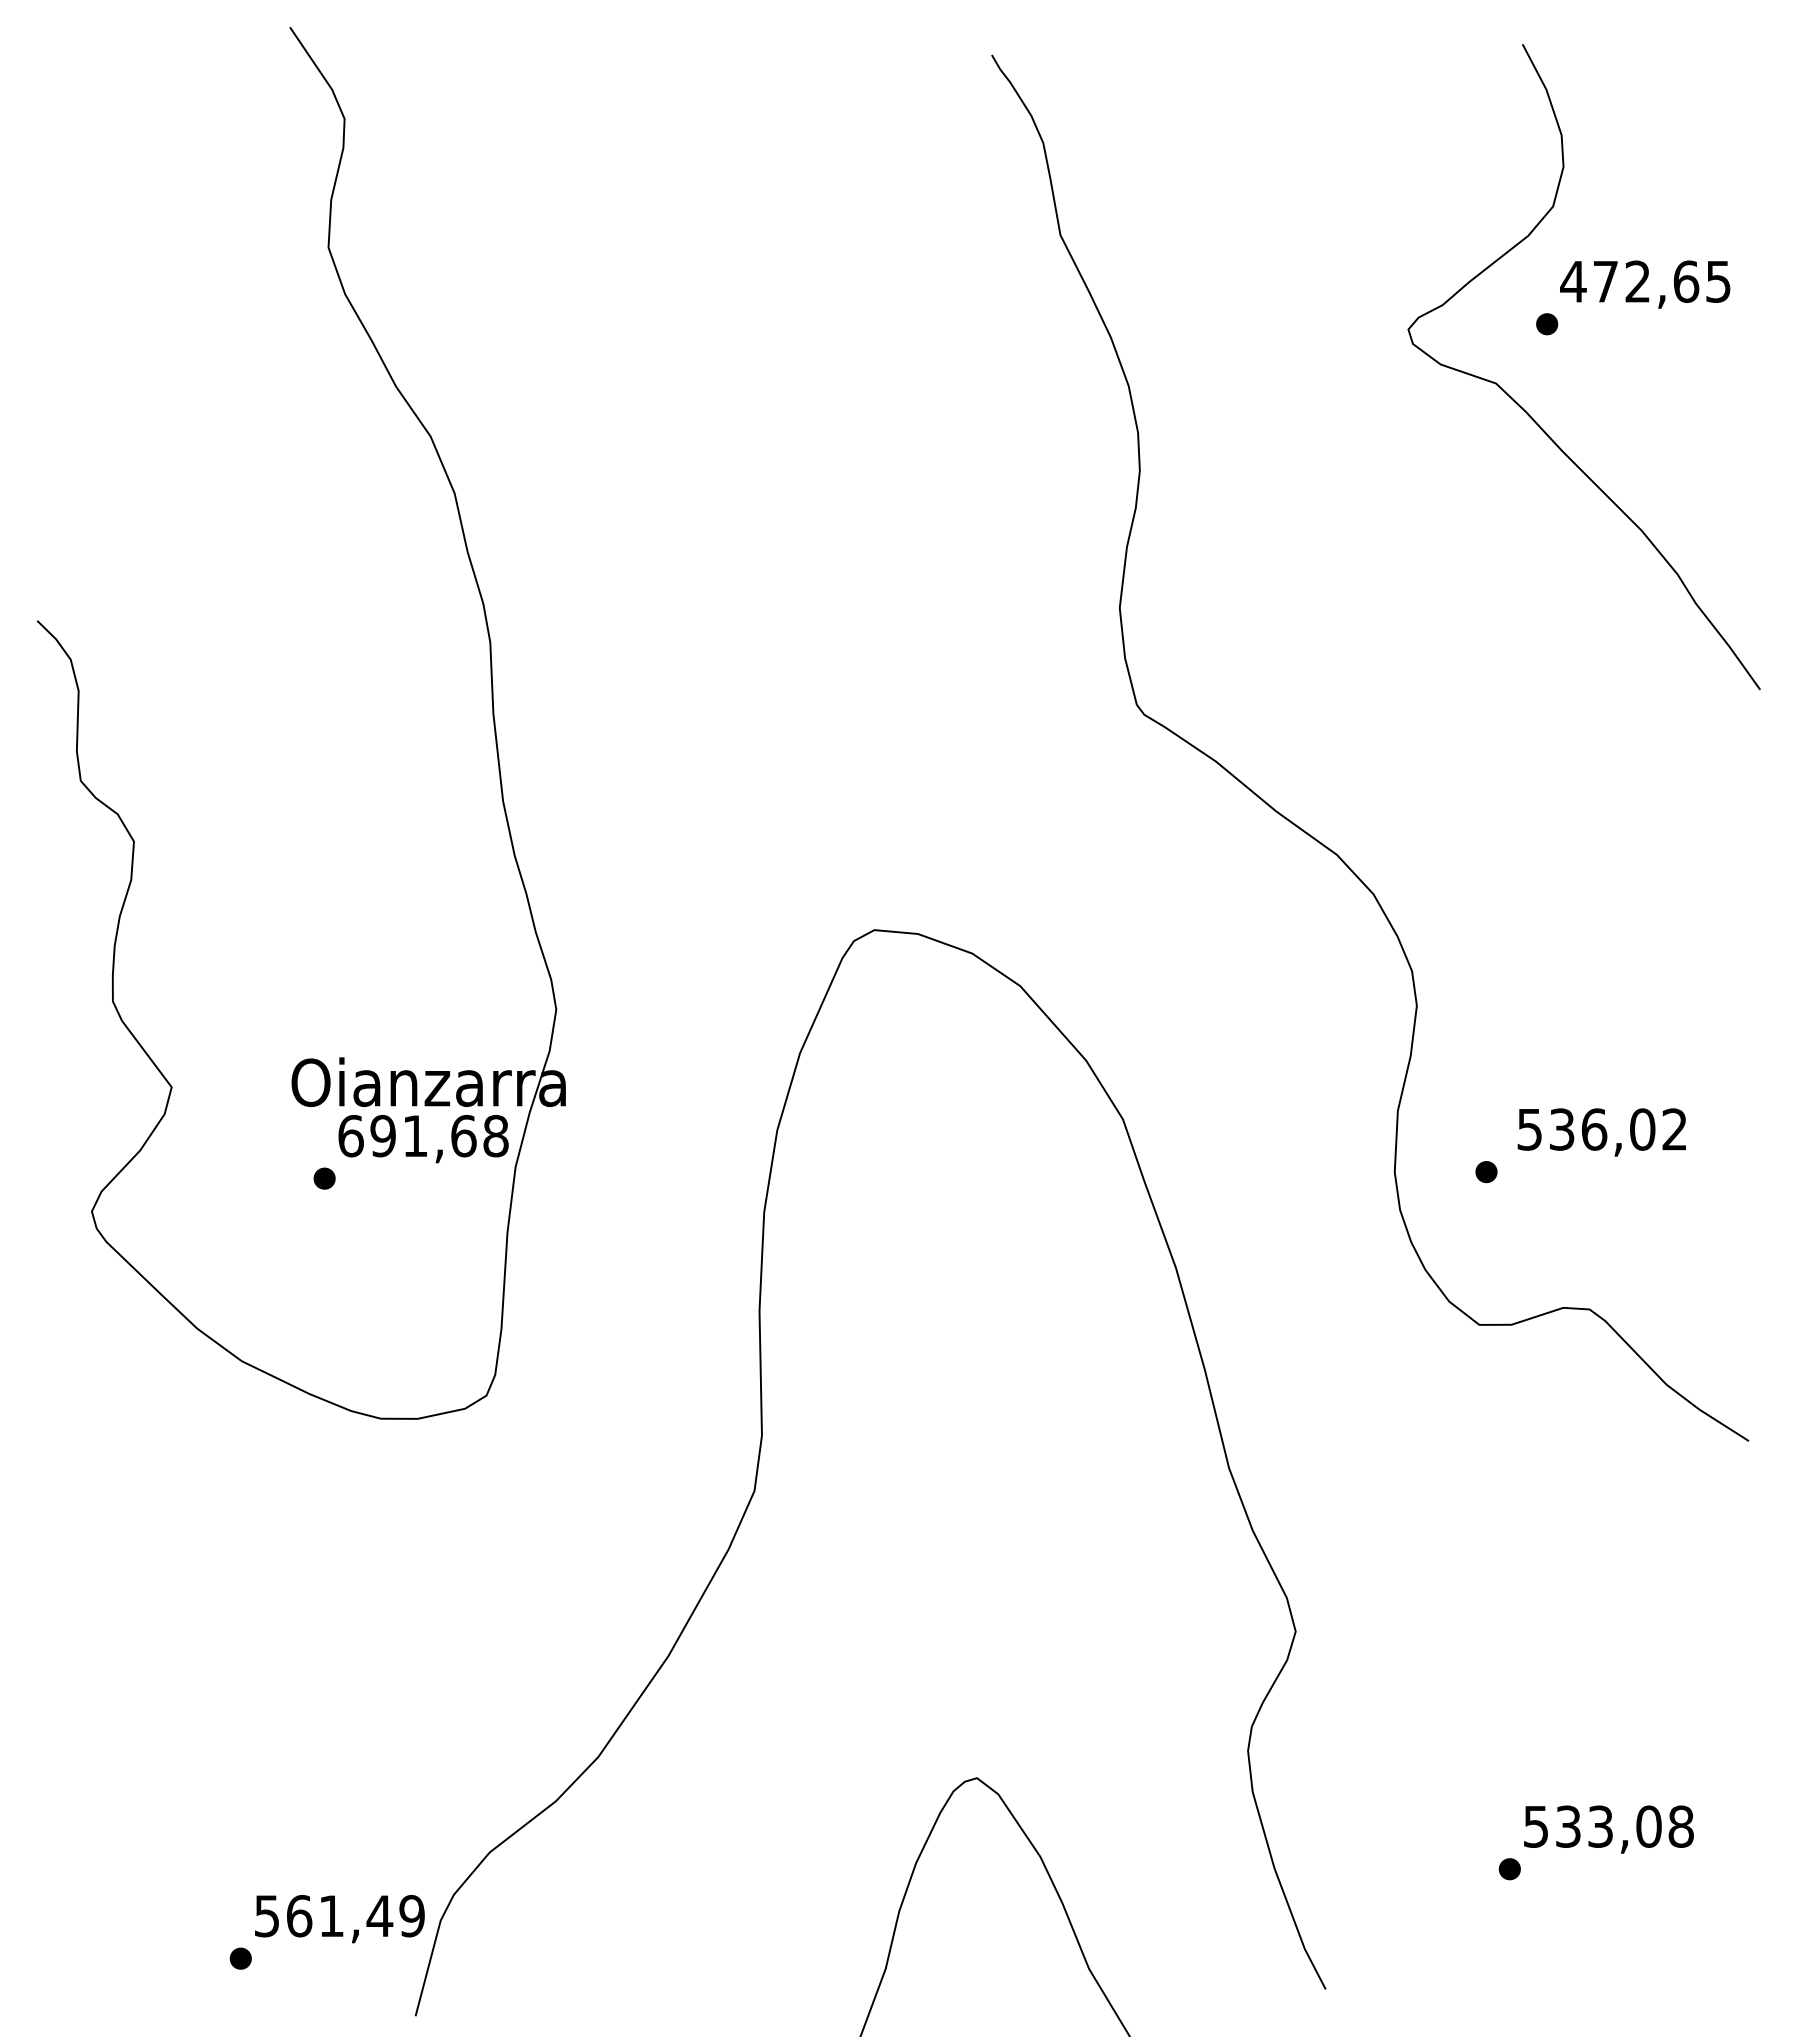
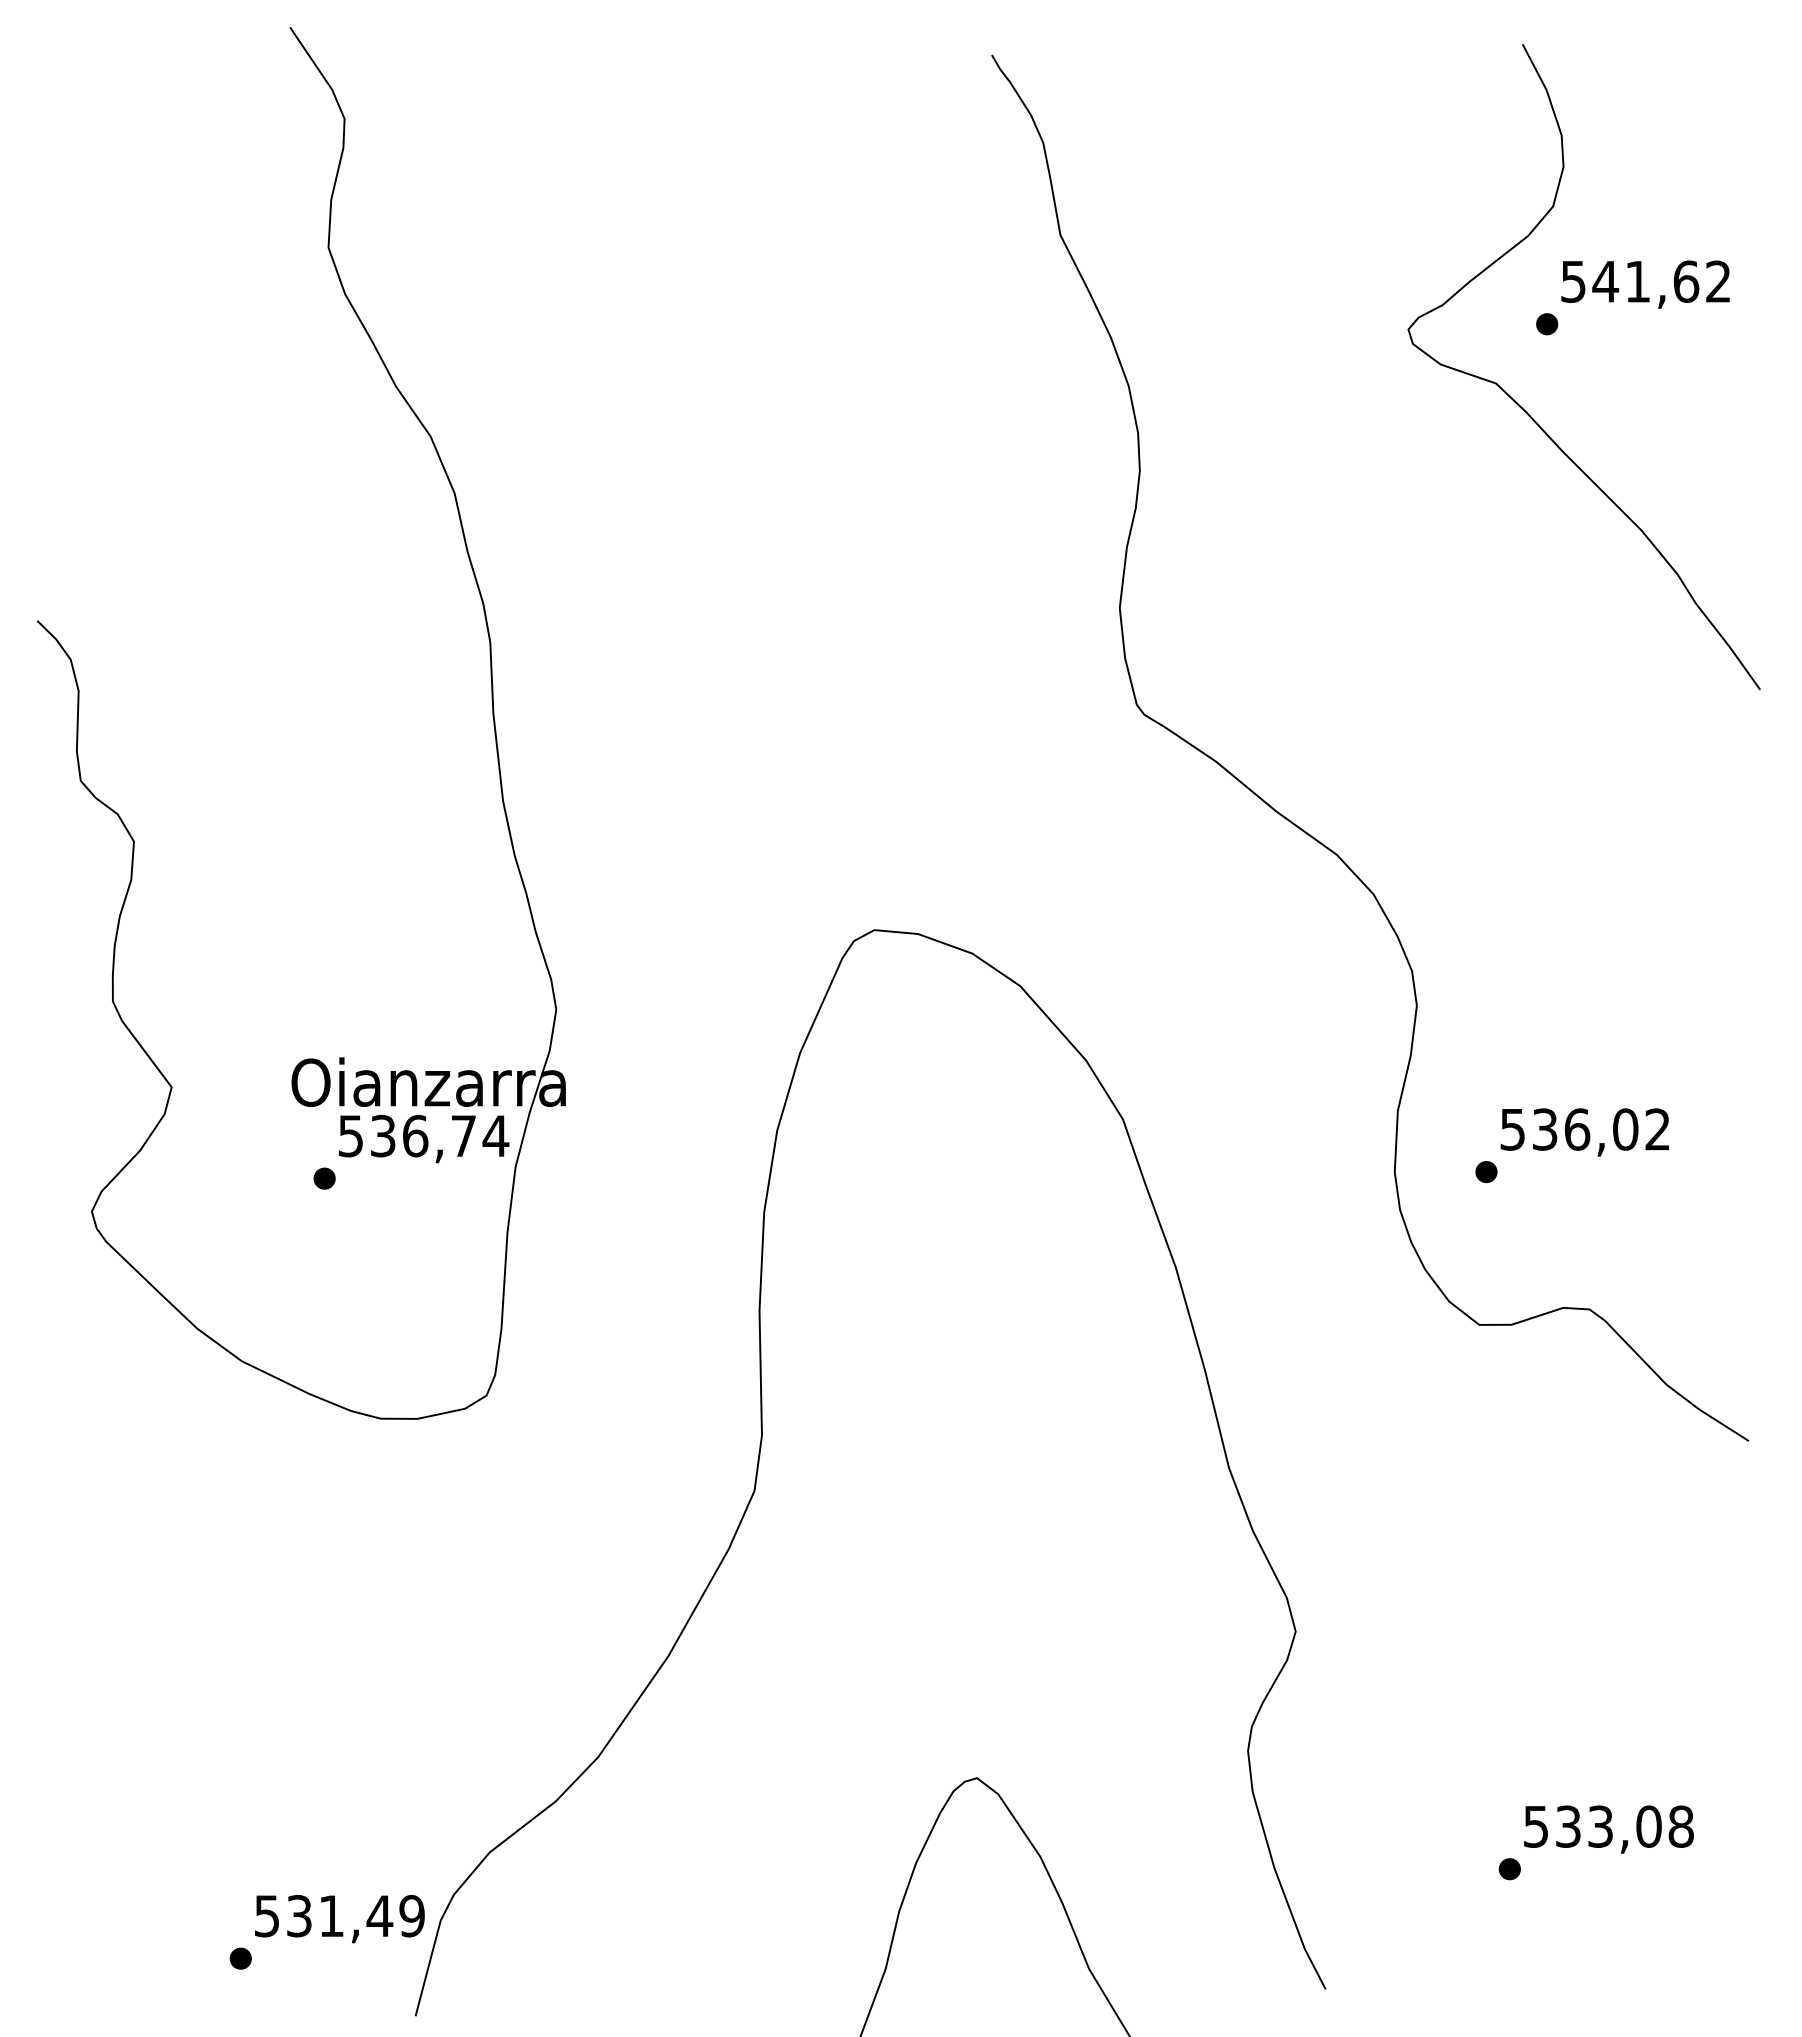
text: 472,65 -> 541,62 (1645, 281)
text position: (1601, 1132) -> (1584, 1132) (1584, 1132)
text: 691,68 -> 536,74 (423, 1135)
text: 561,49 -> 531,49 (299, 1916)
